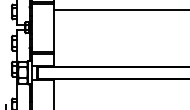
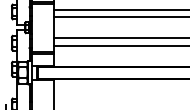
line: none -> present (119, 16)
line: none -> present (119, 38)
line: none -> present (119, 45)
